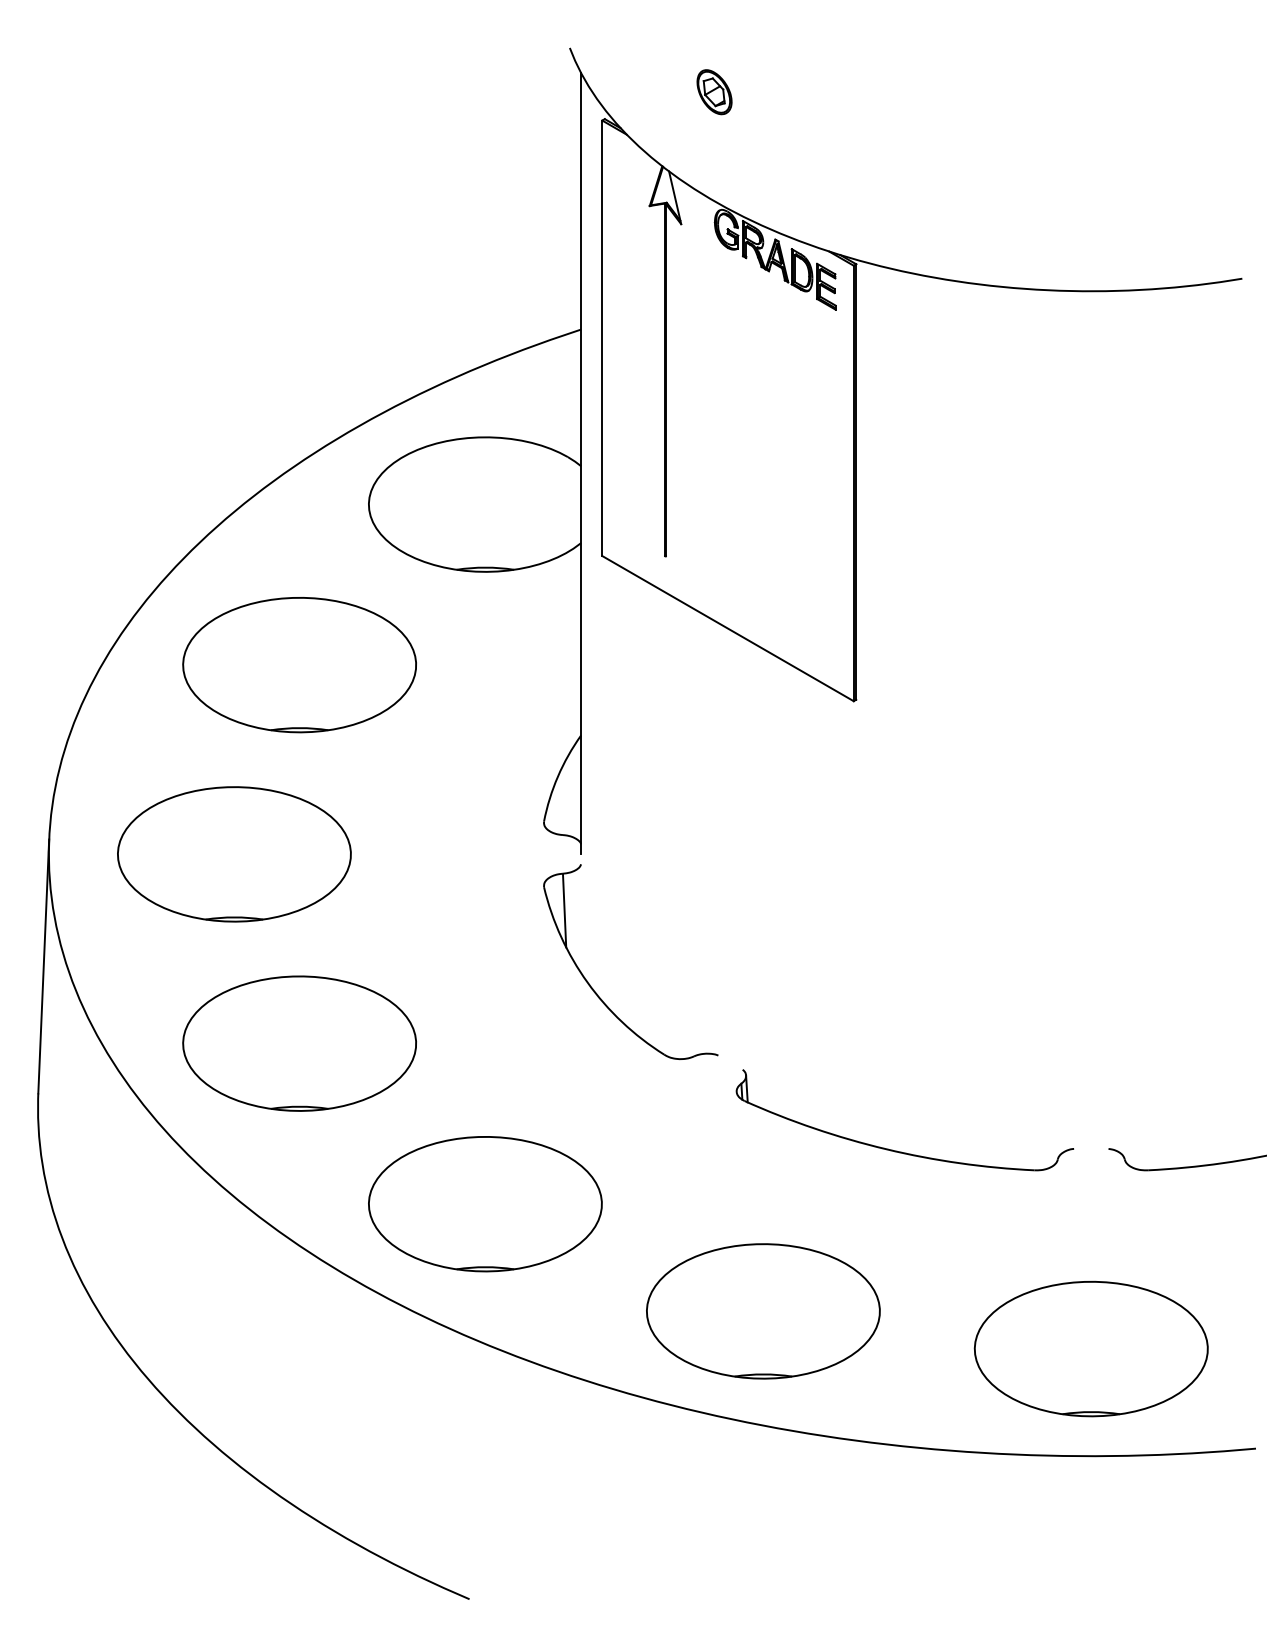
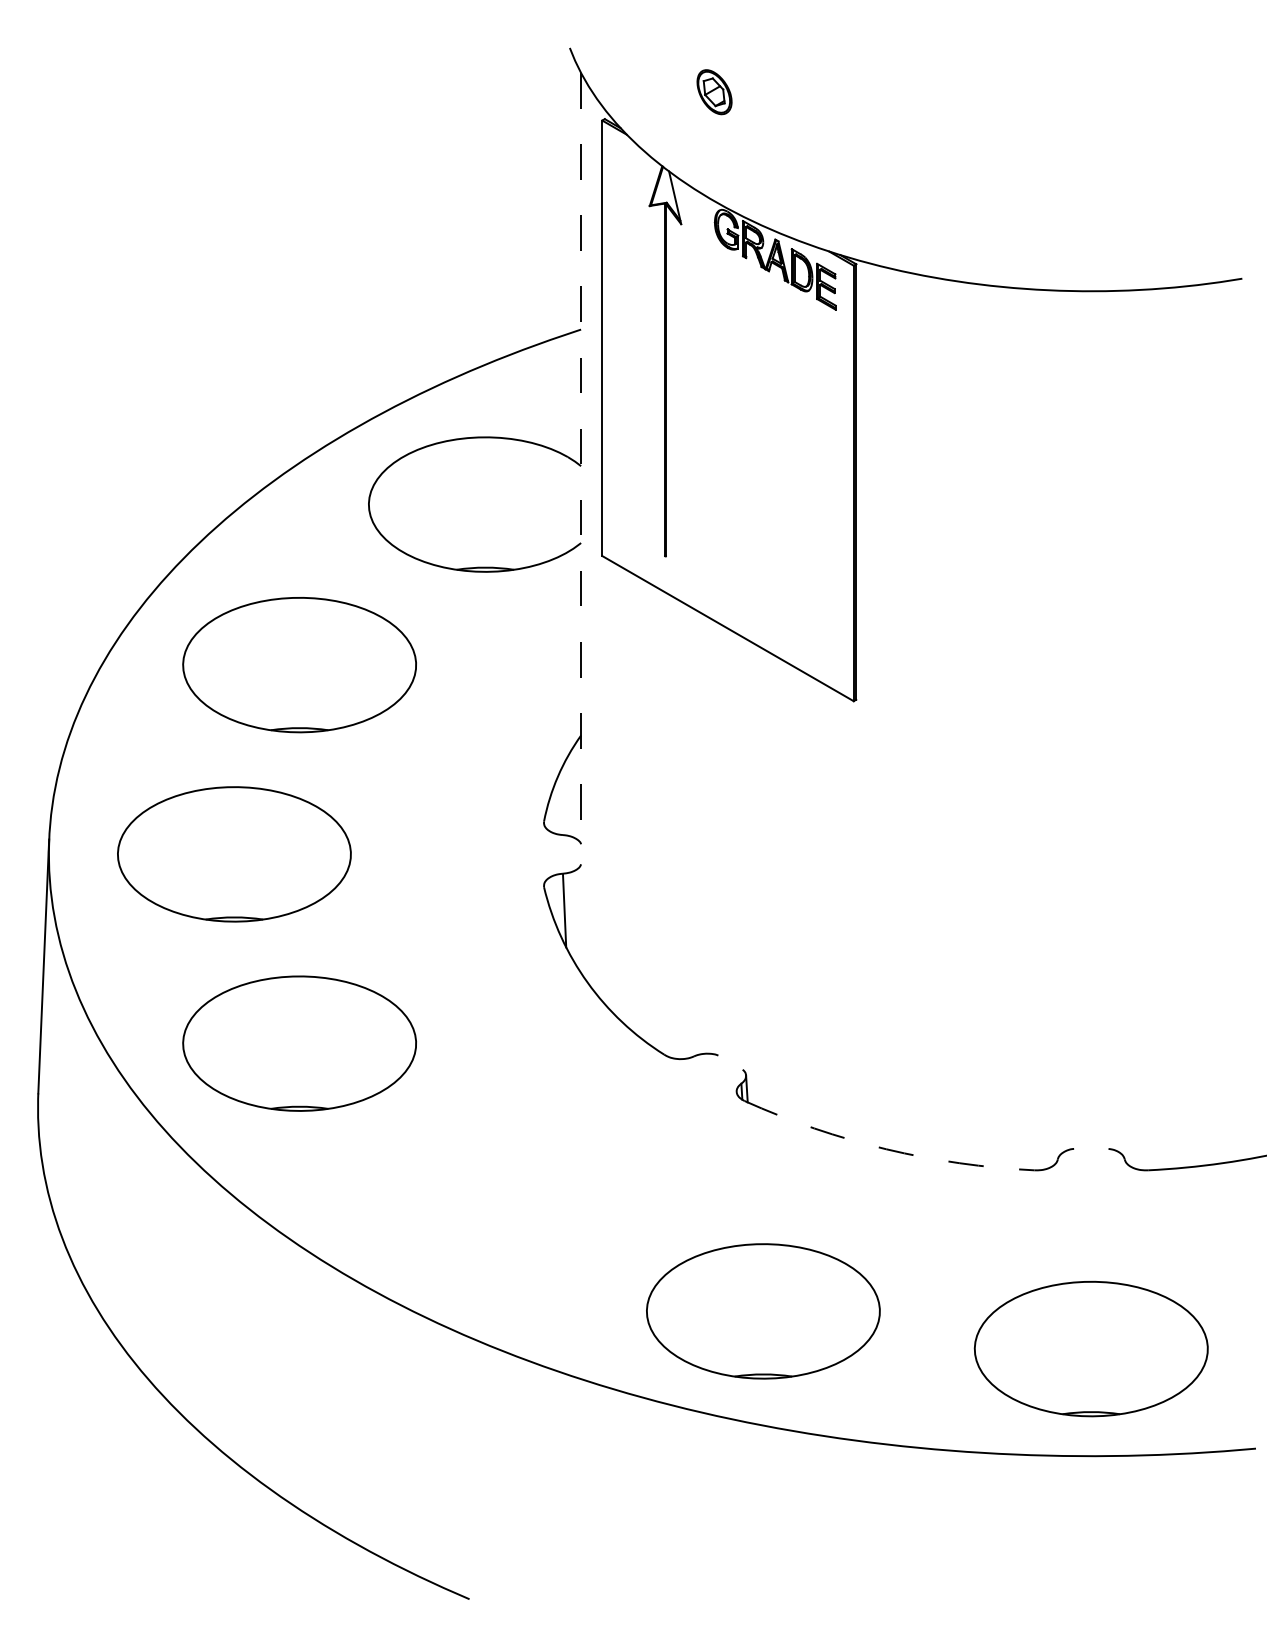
line: solid -> dashed (581, 463)
arc: solid -> dashed (886, 1149)
part: present -> none (485, 1204)
